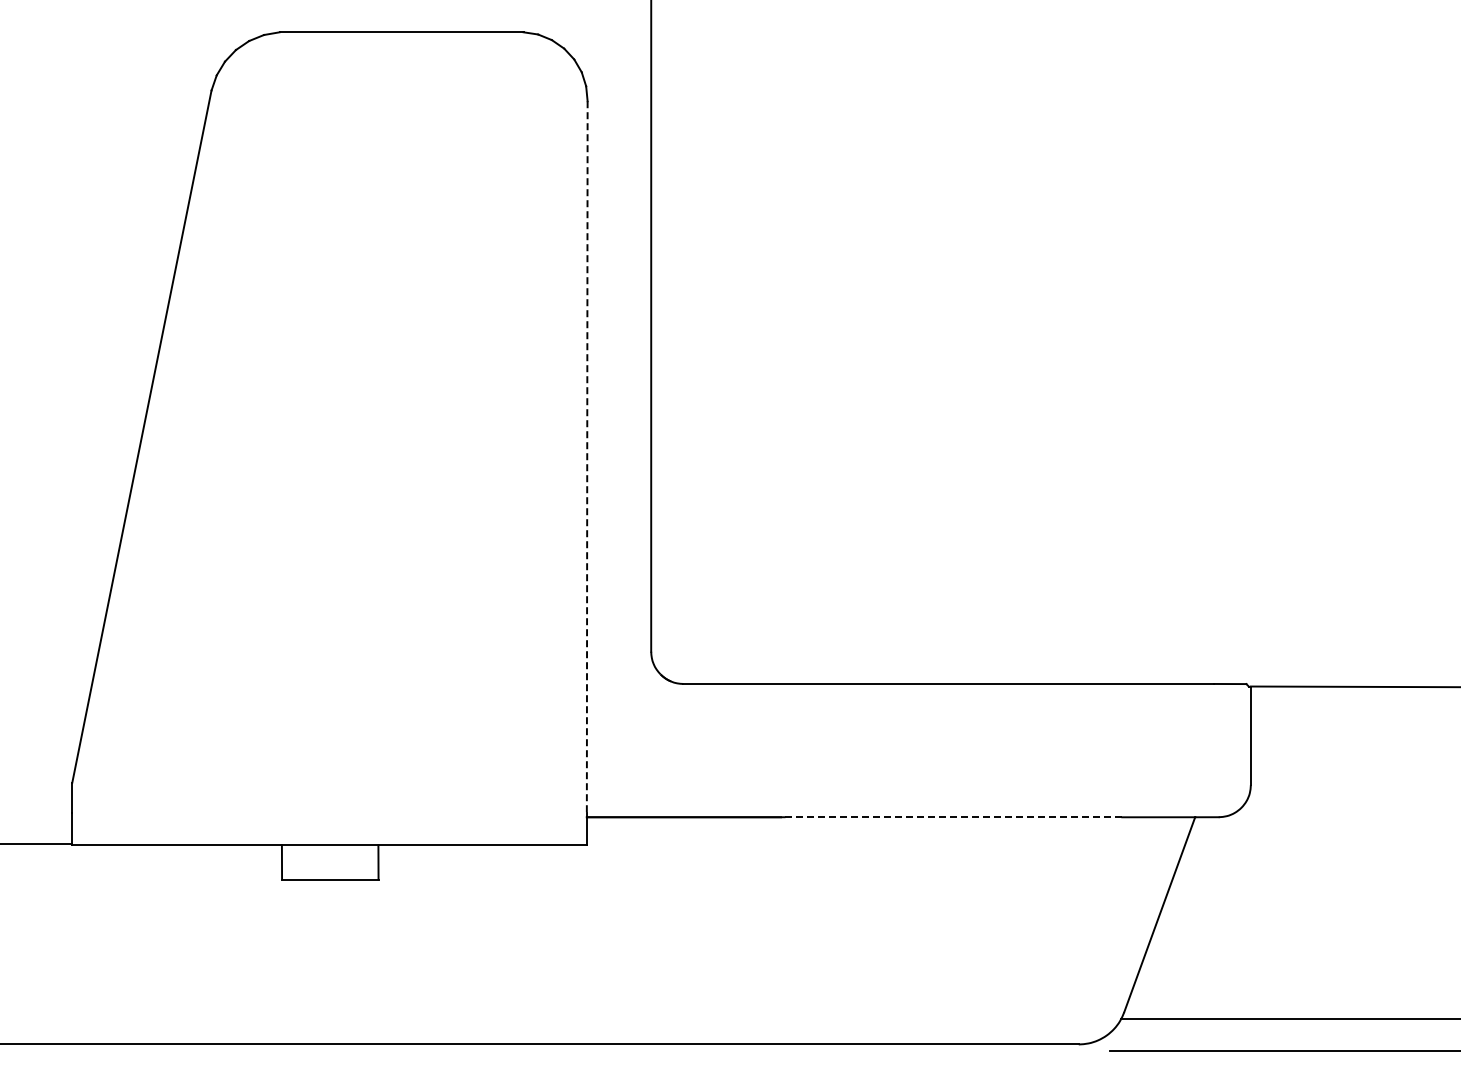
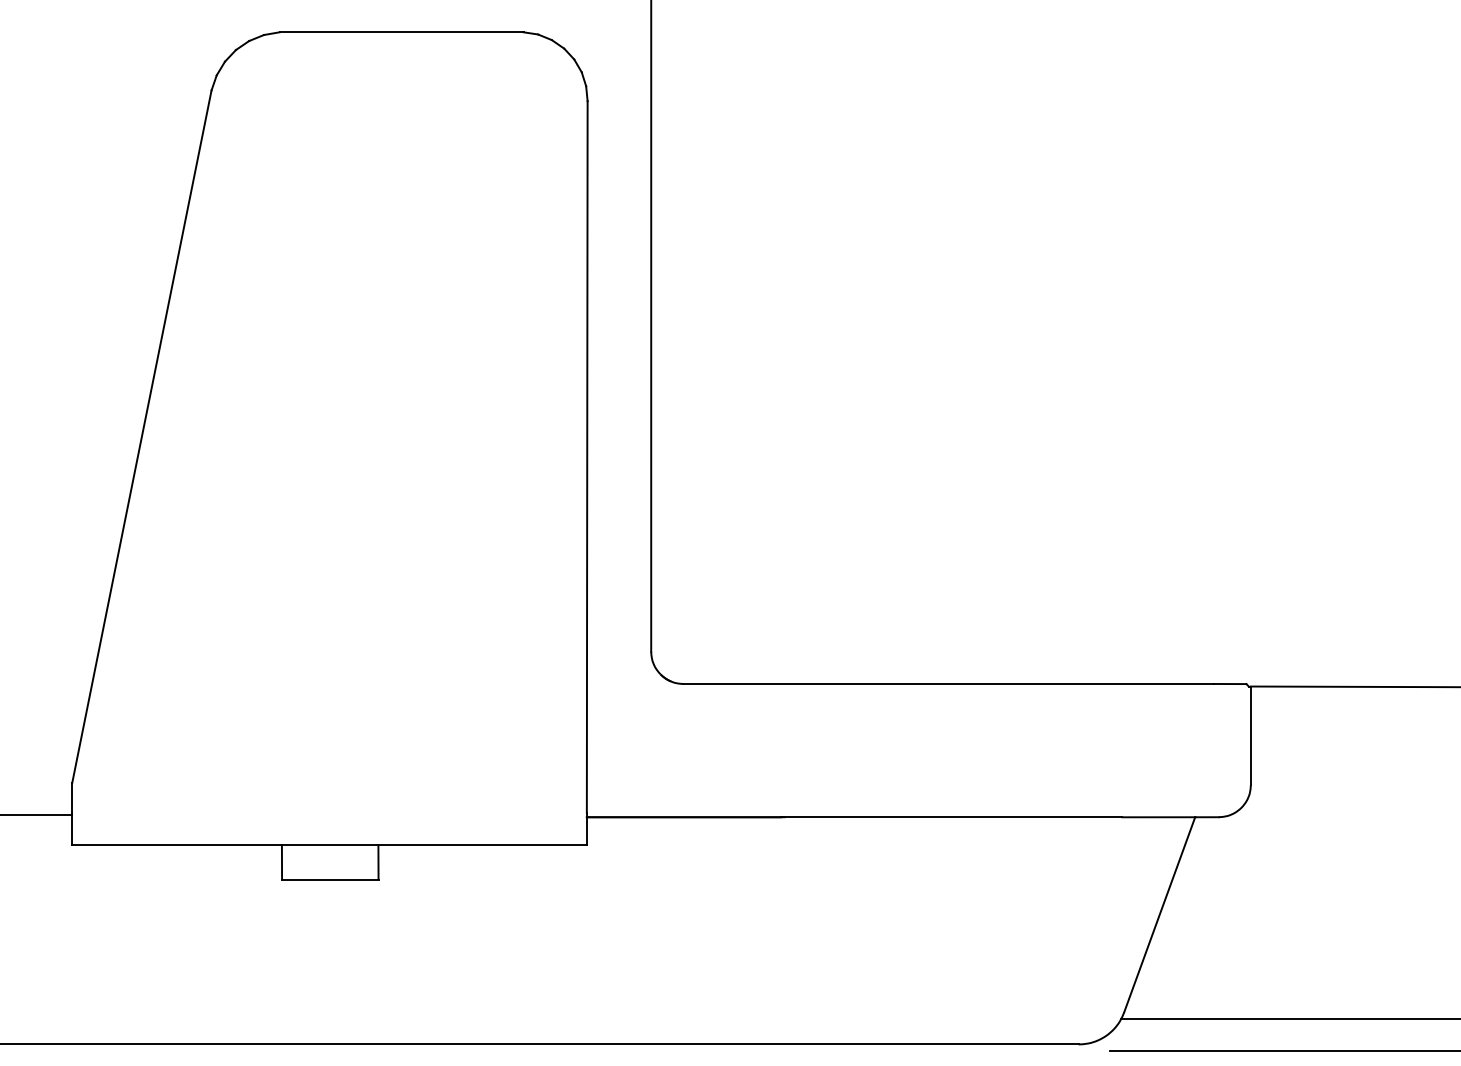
line: dashed -> solid (587, 456)
line: dashed -> solid (951, 817)
line position: (37, 844) -> (37, 815) (37, 815)
